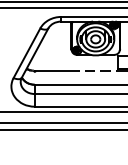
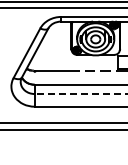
line: solid -> dashed (80, 94)
line: present -> none (63, 111)
